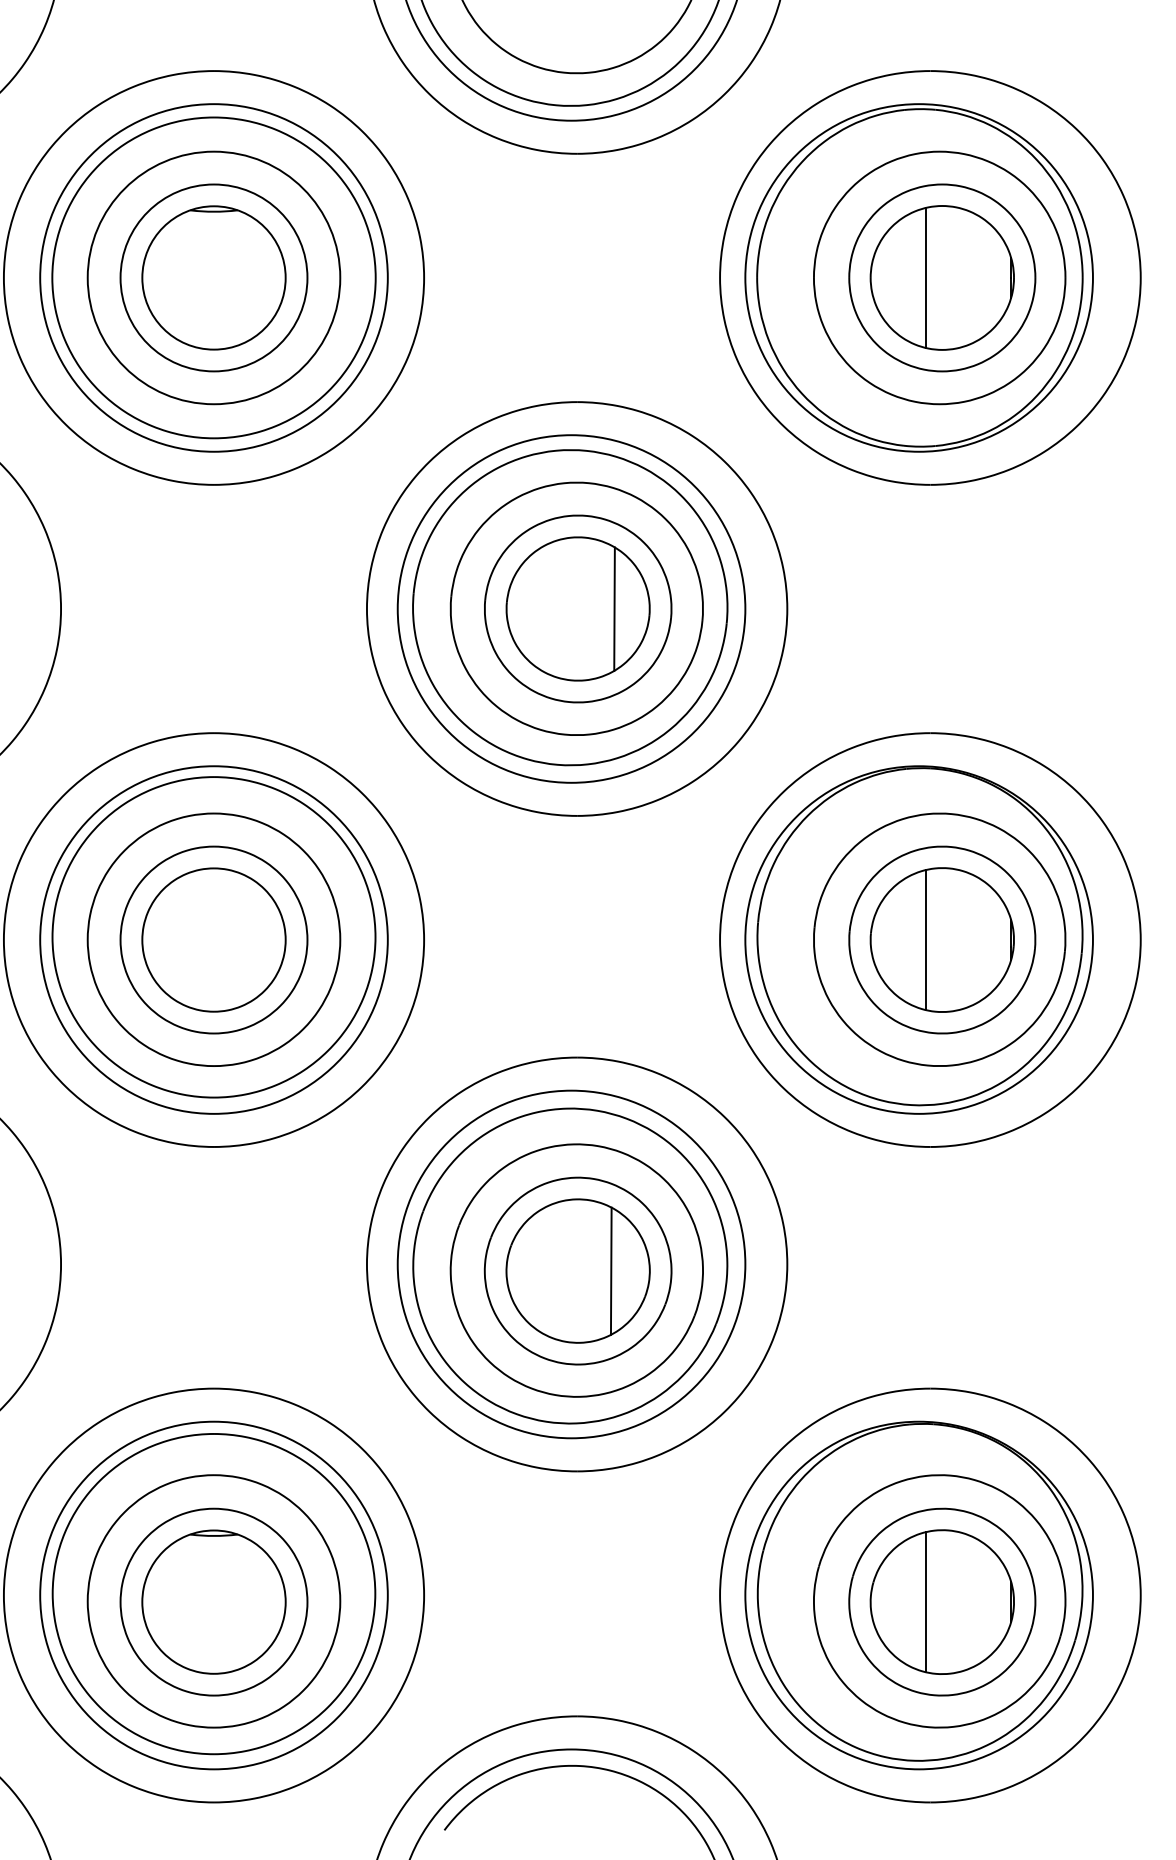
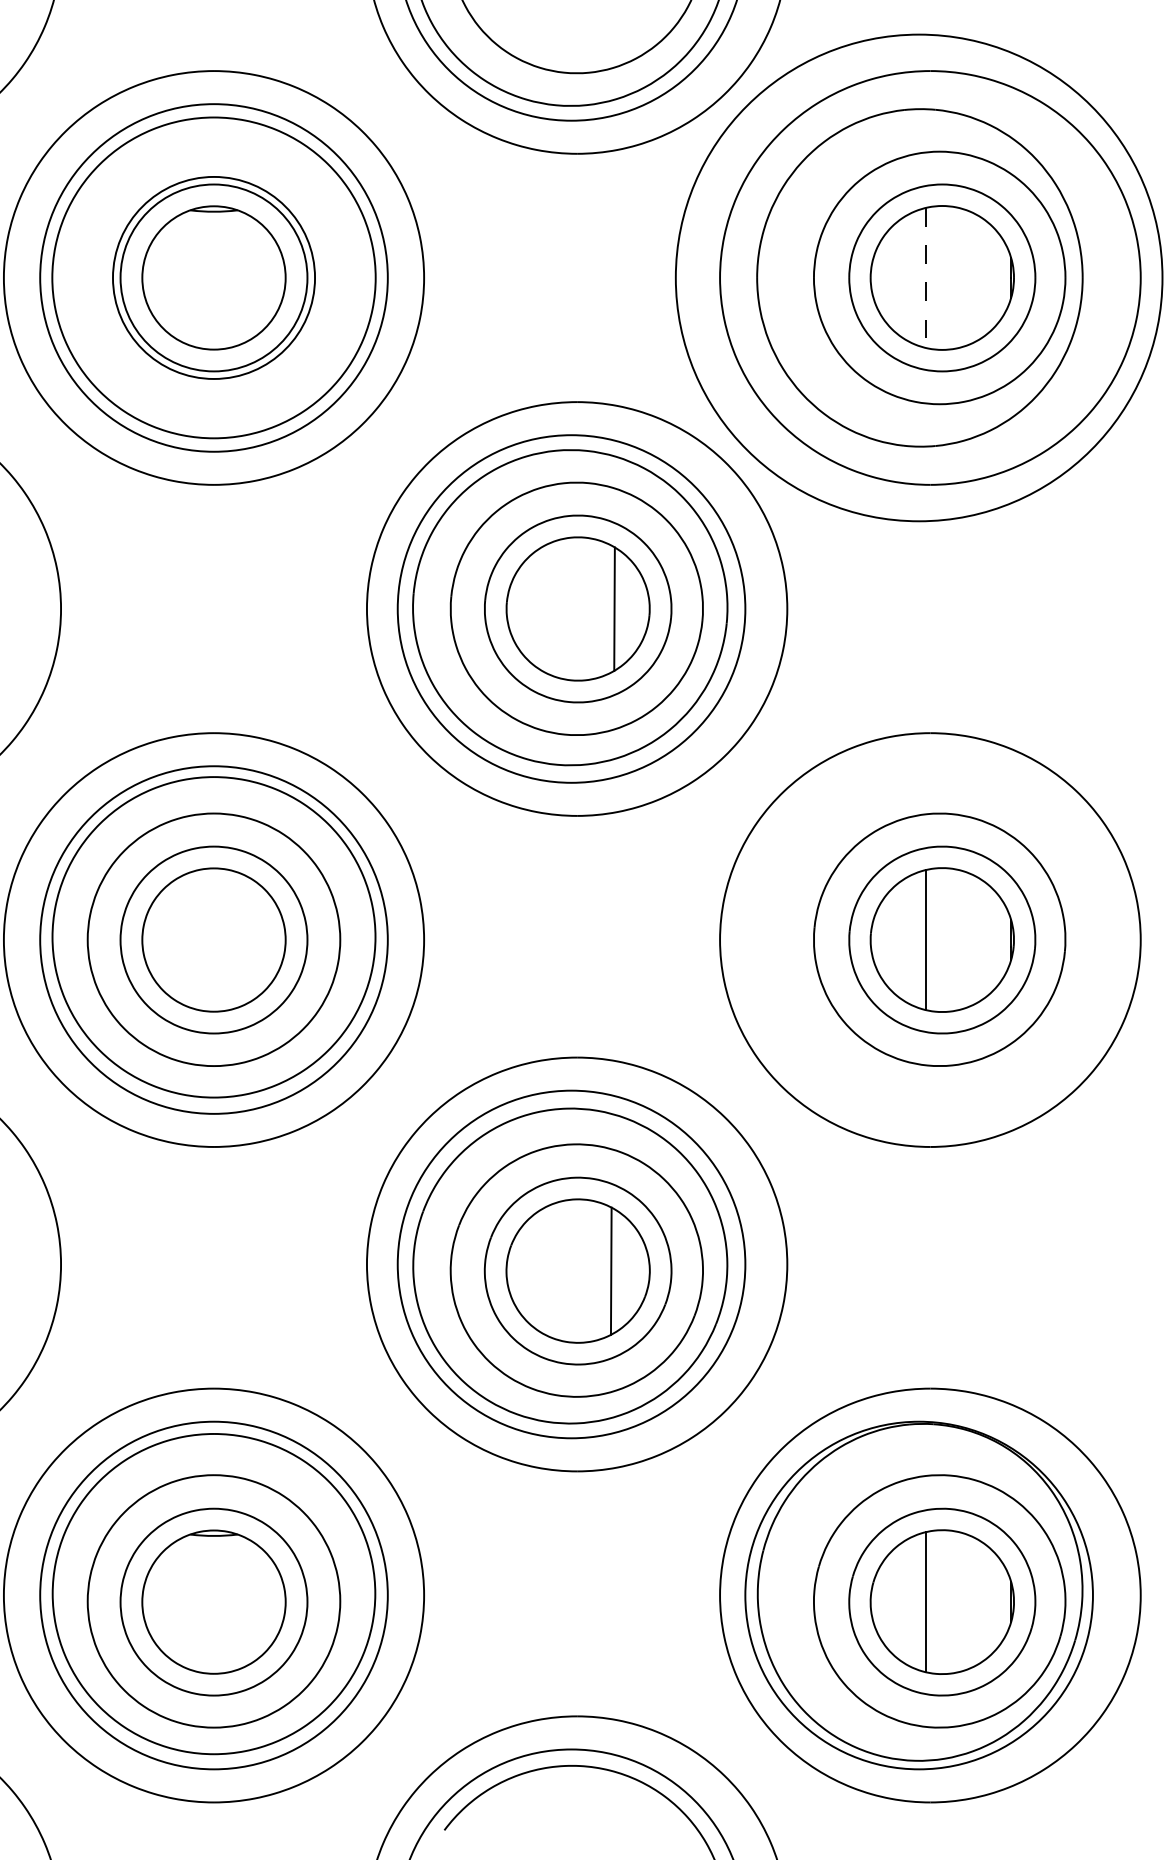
circle diameter: 253 px -> 202 px (213, 277)
circle diameter: 348 px -> 487 px (918, 277)
line: solid -> dashed (925, 278)
part: present -> none (918, 939)
